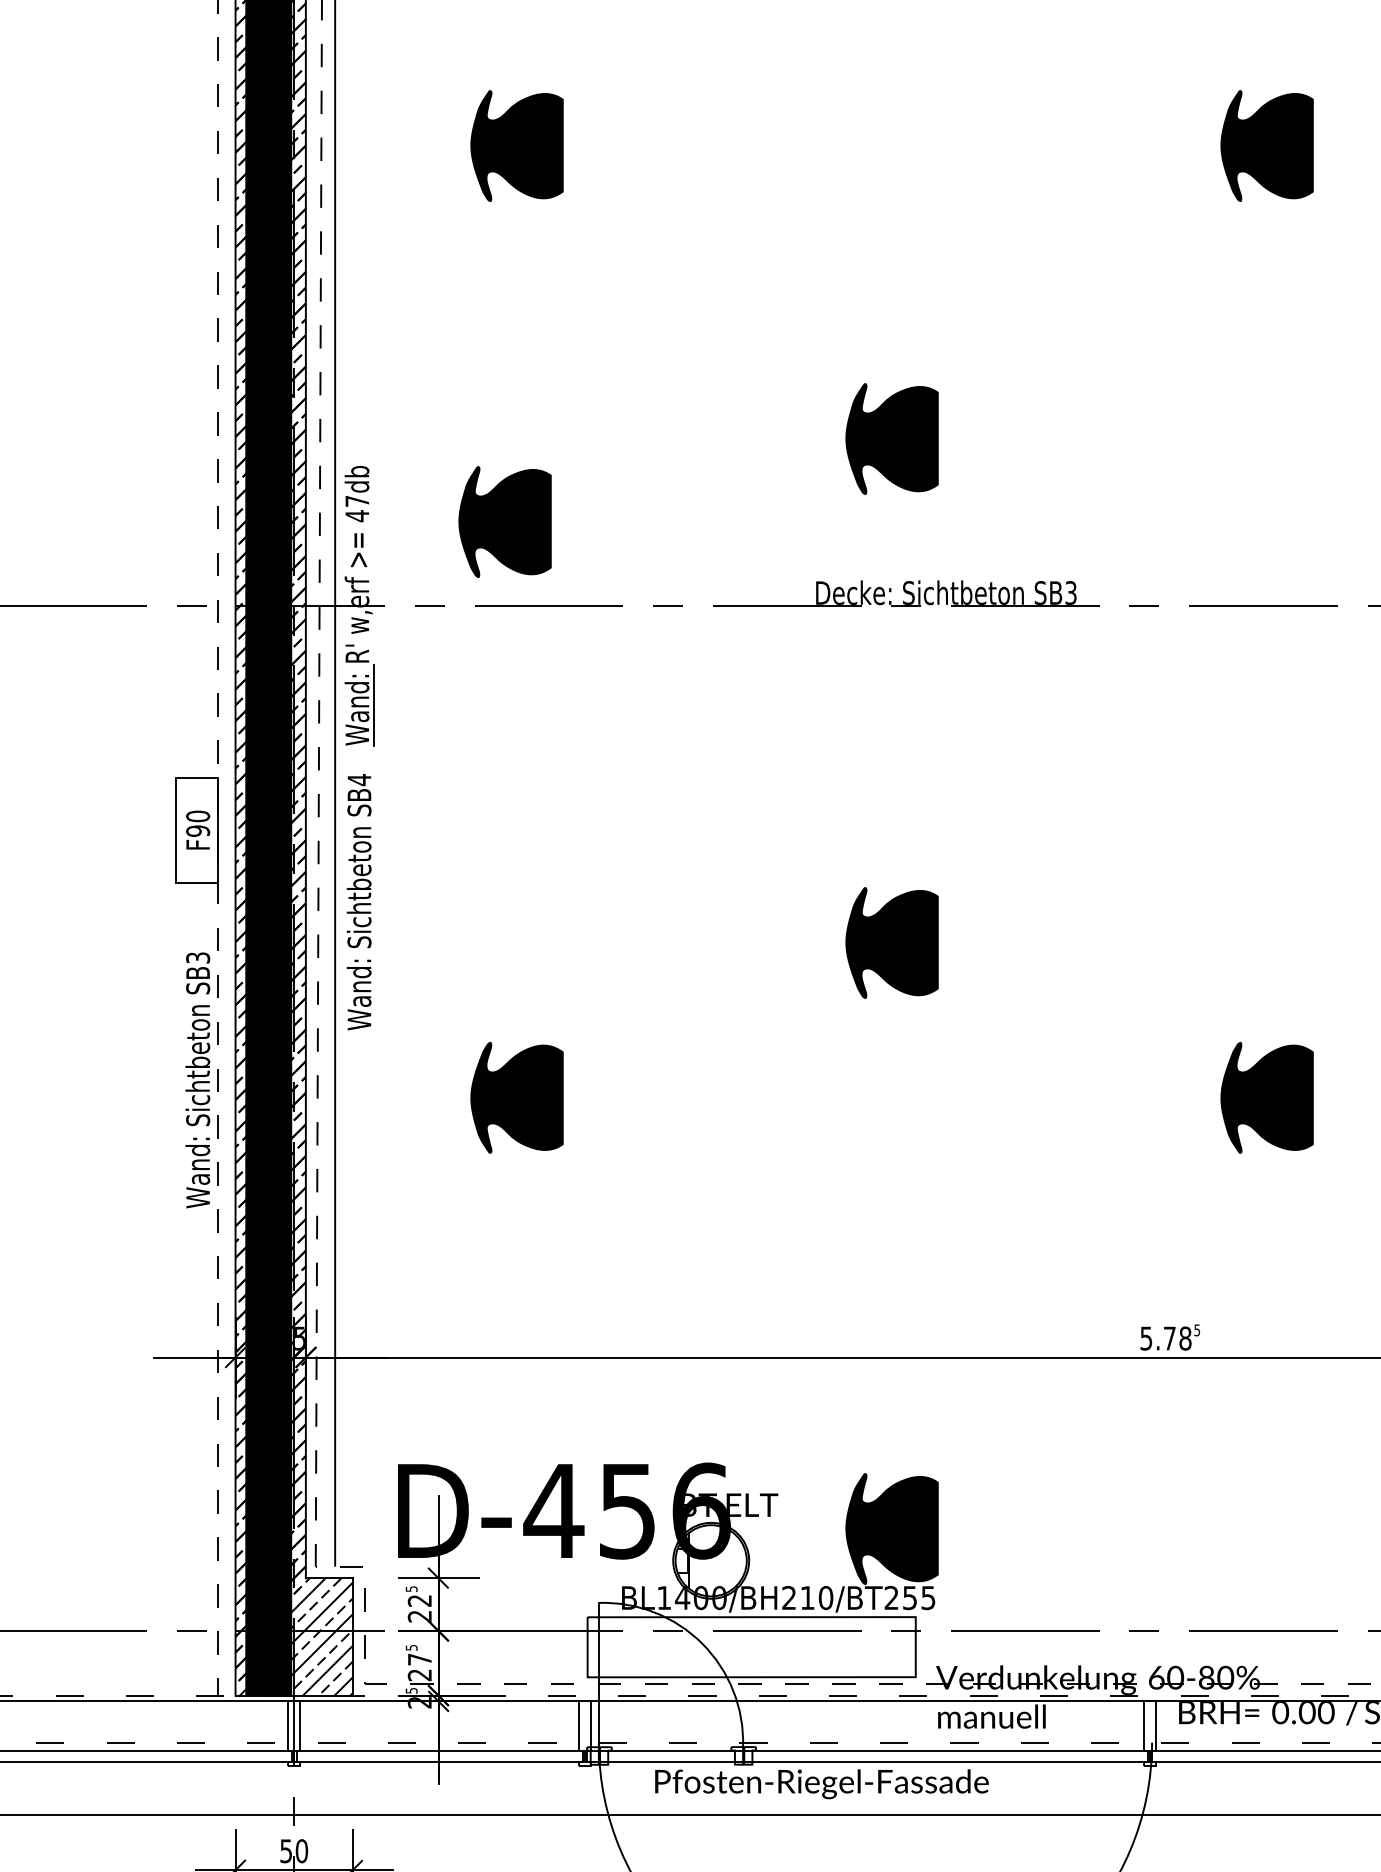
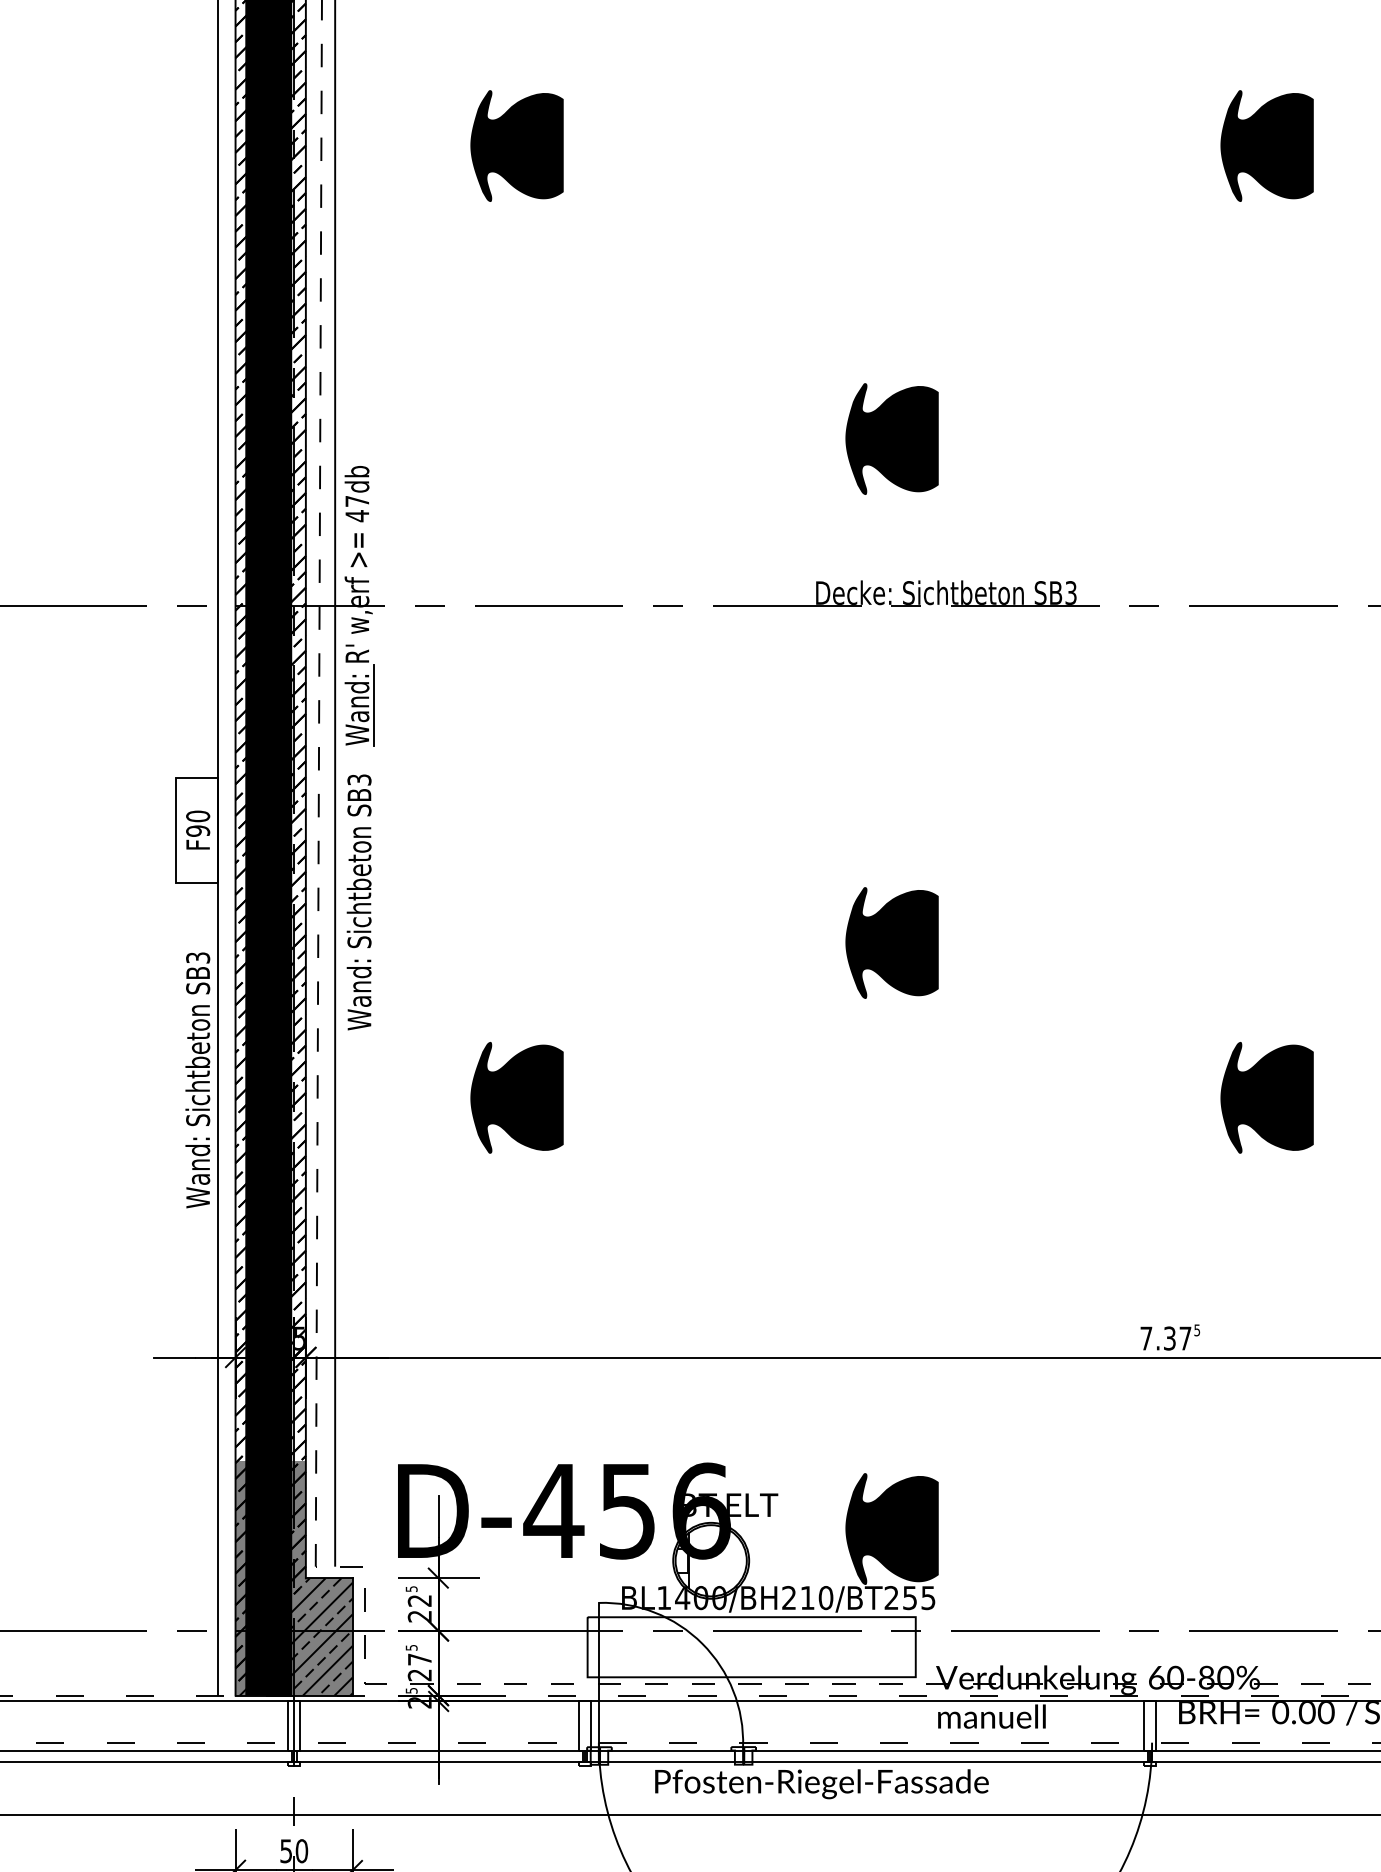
part: present -> none (504, 521)
text: SB4 -> SB3 (359, 780)
line: dashed -> solid (217, 848)
text: 5.78 -> 7.37 (1165, 1338)
fill: none -> present (293, 1578)
